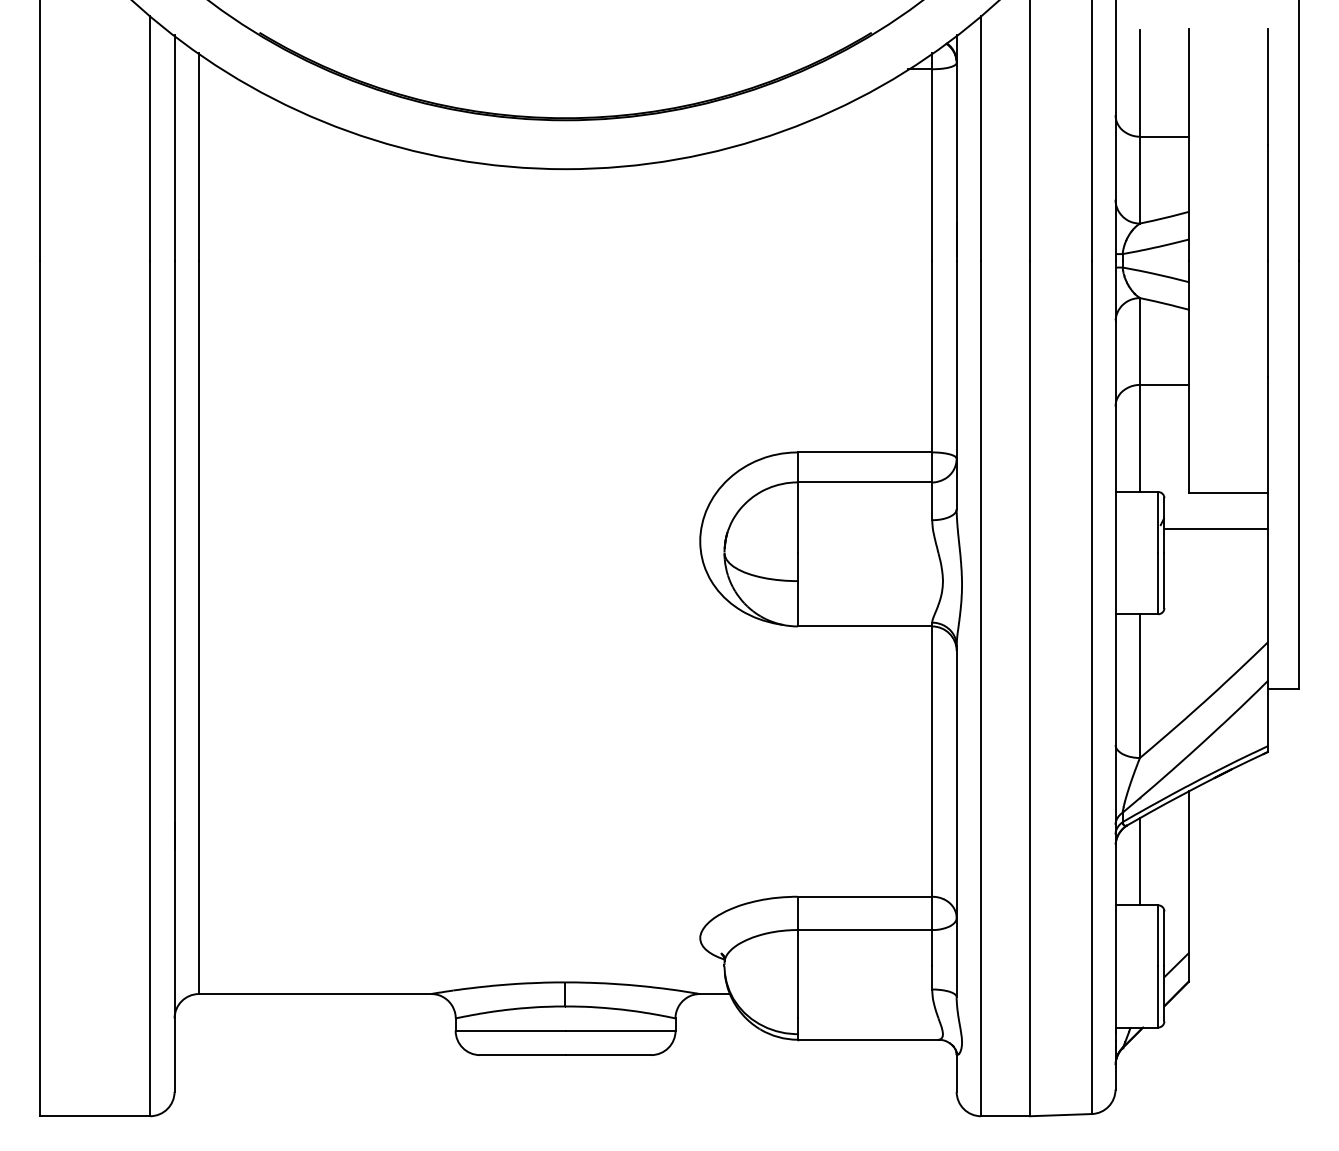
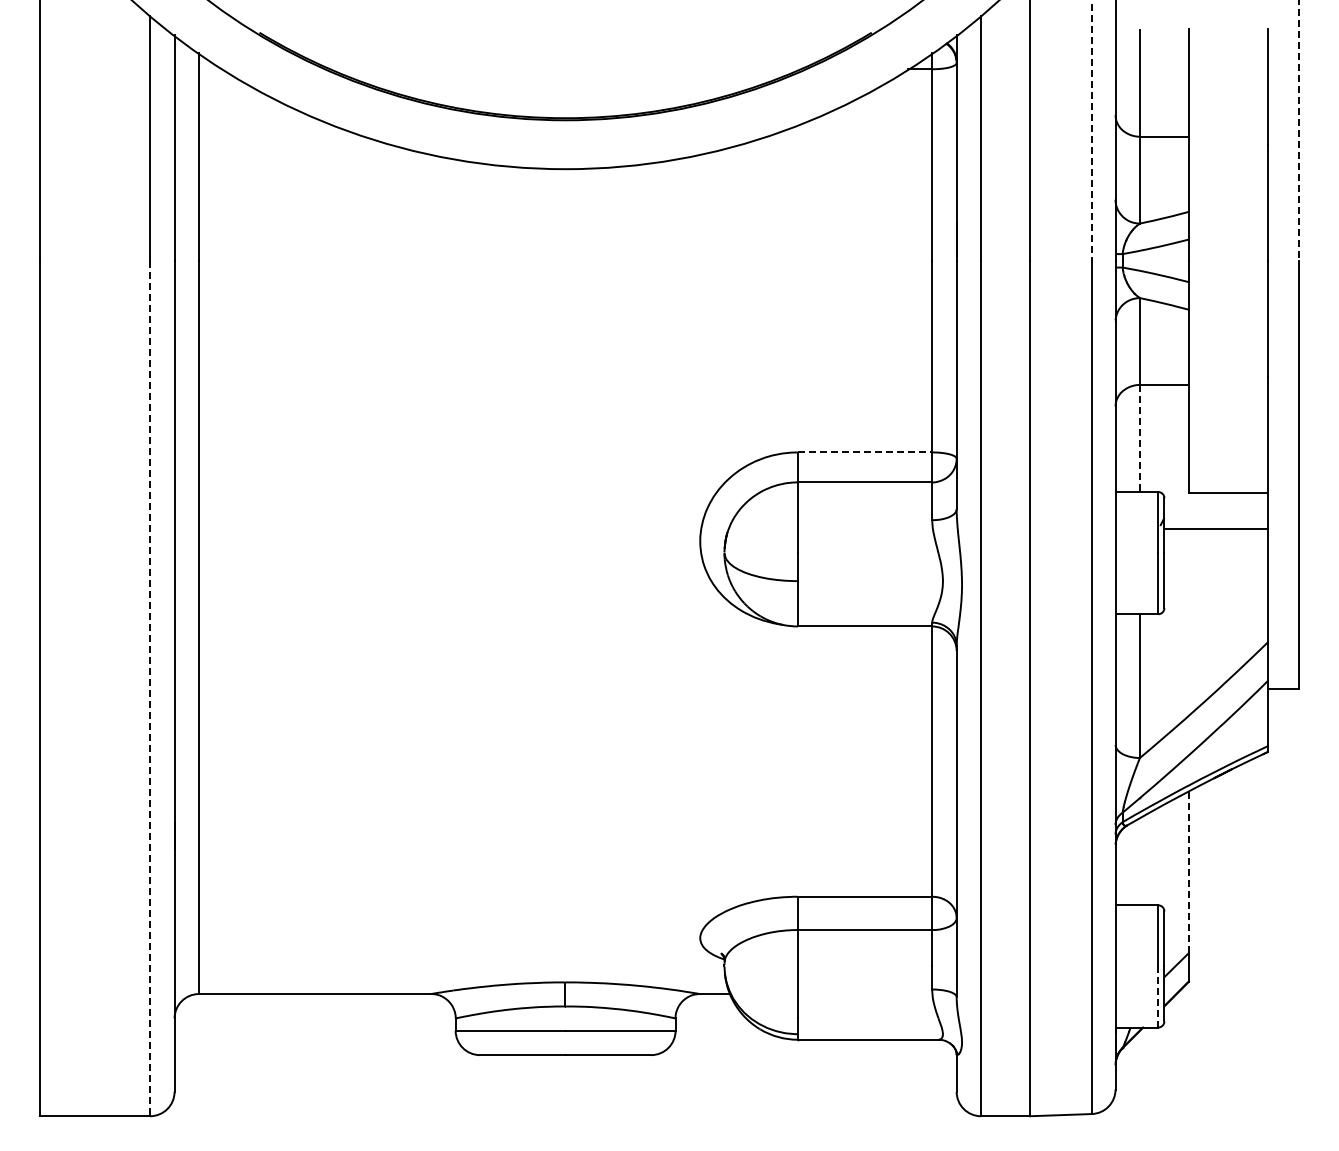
line: solid -> dashed (1091, 130)
line: solid -> dashed (1298, 130)
line: solid -> dashed (1139, 438)
line: solid -> dashed (865, 452)
line: solid -> dashed (150, 688)
line: present -> none (1139, 861)
line: solid -> dashed (1188, 872)
line: solid -> dashed (1158, 996)
